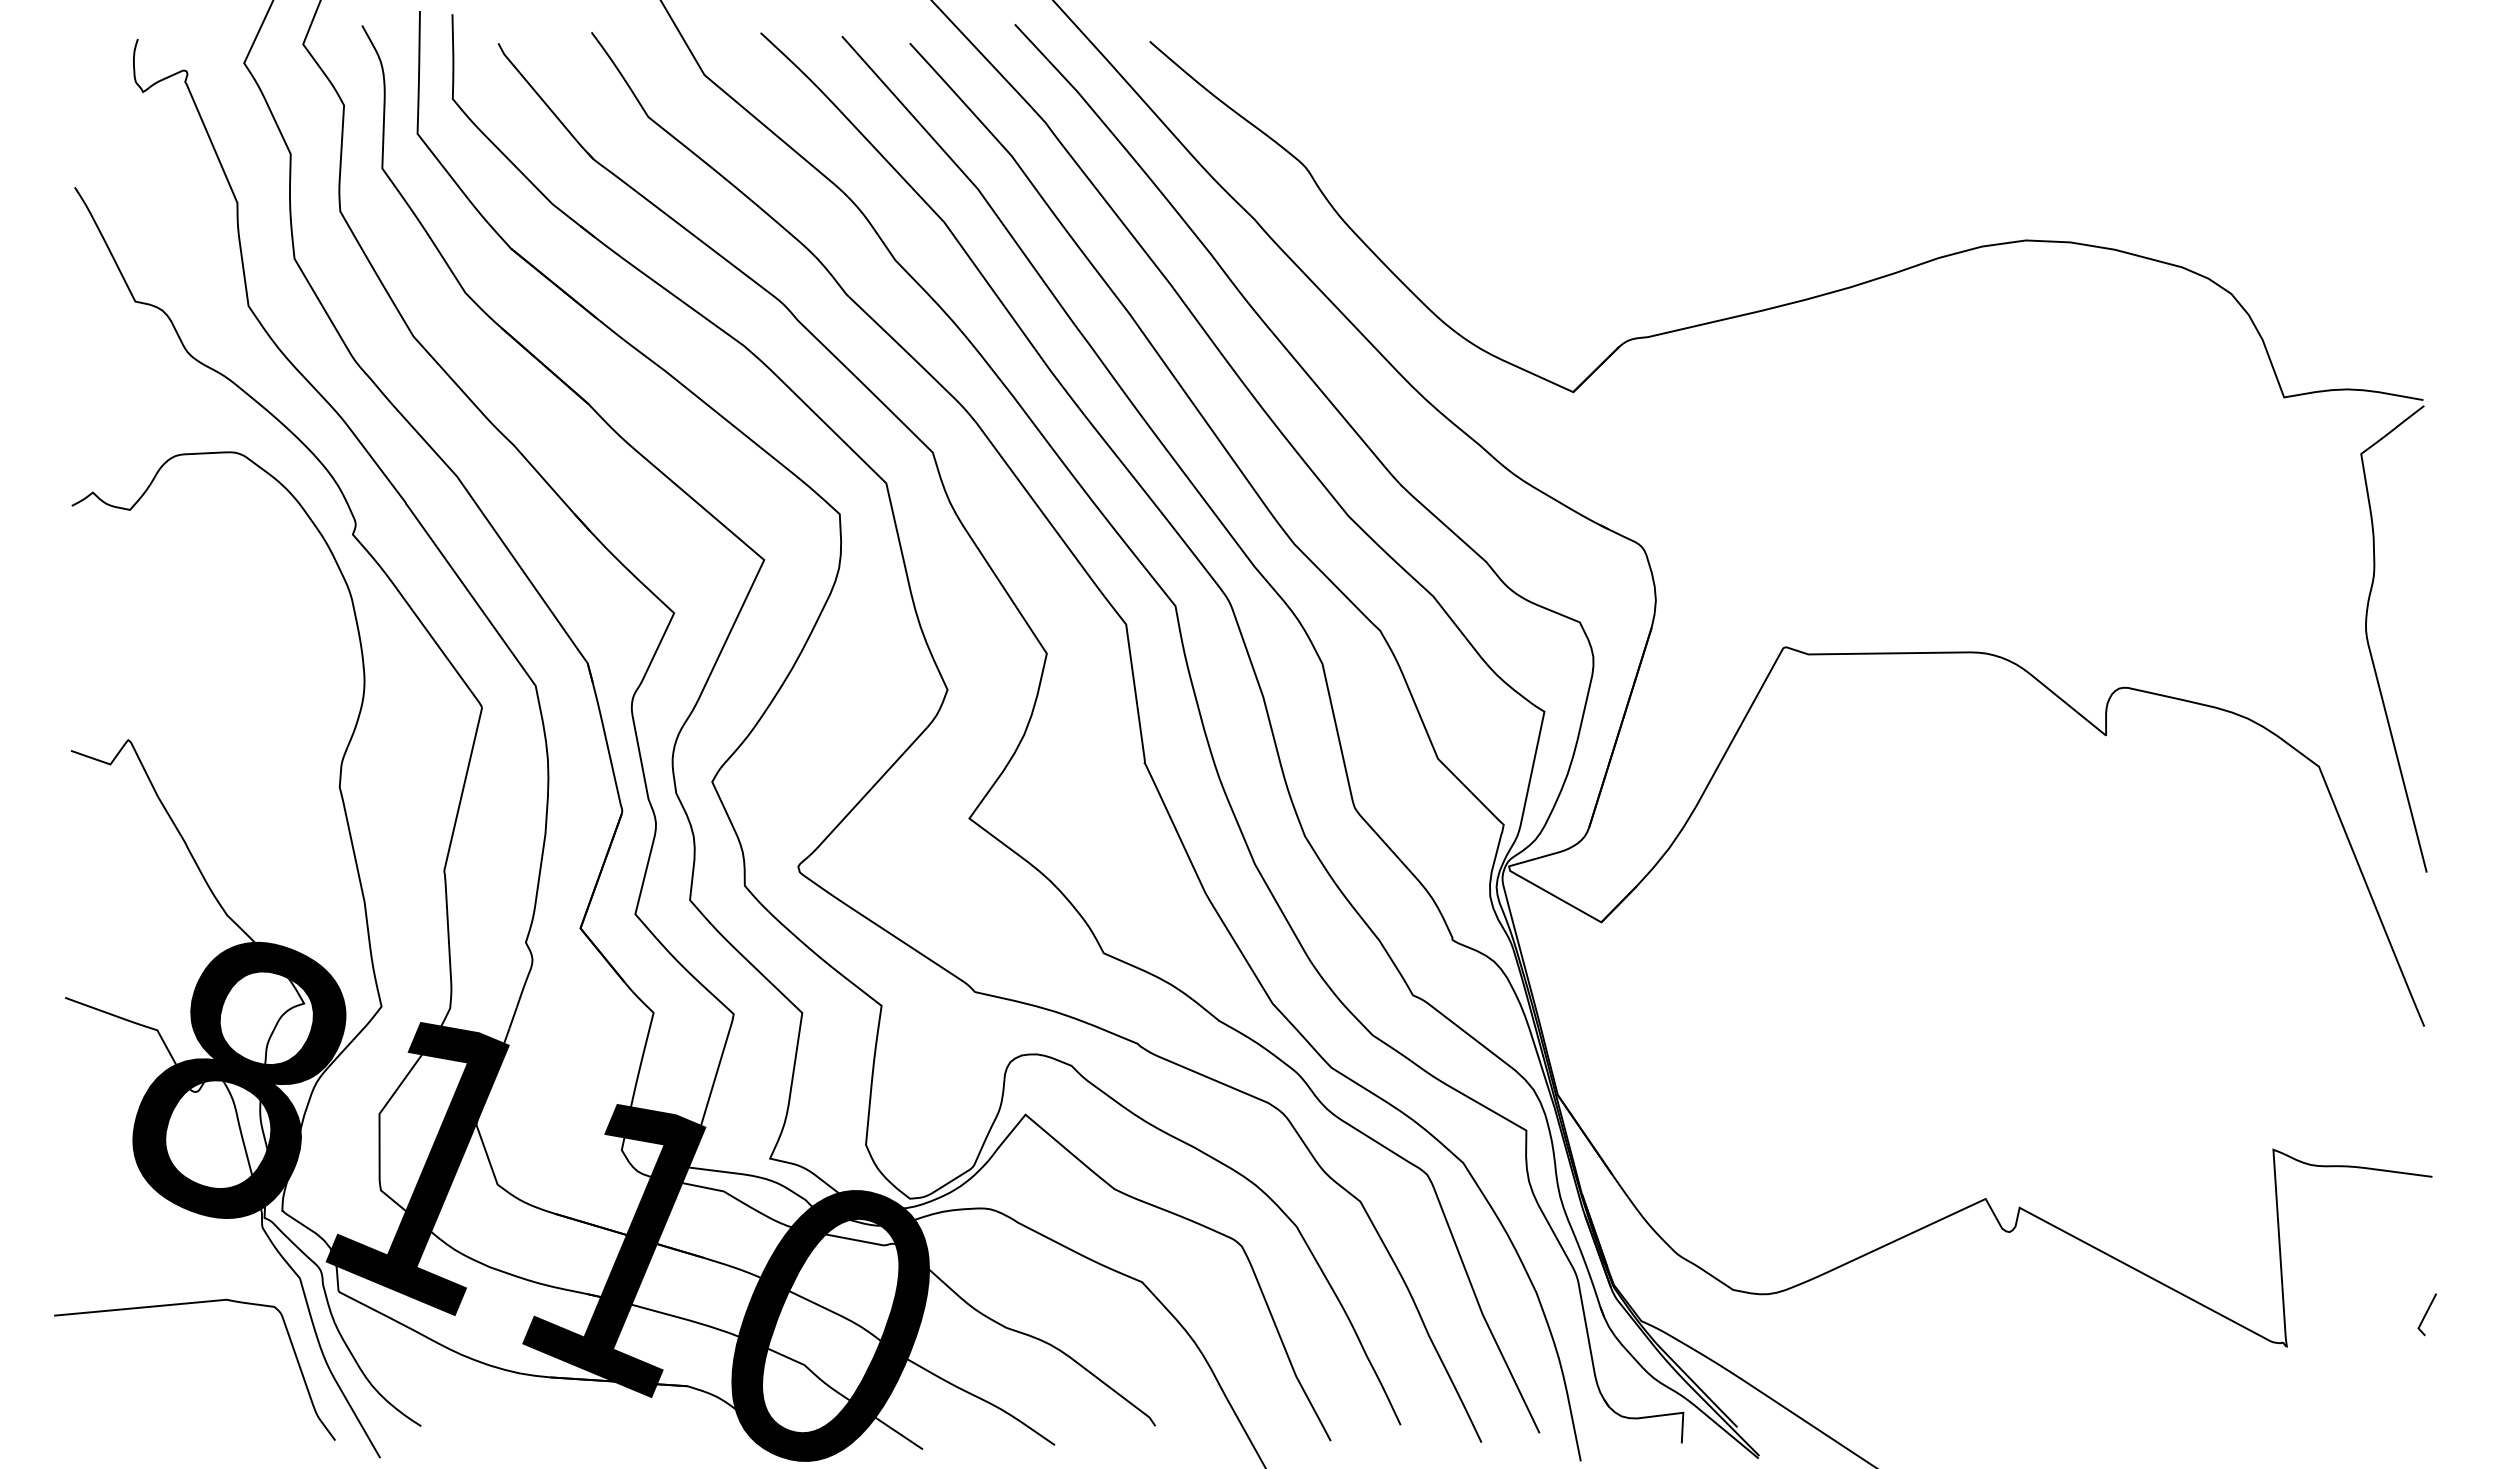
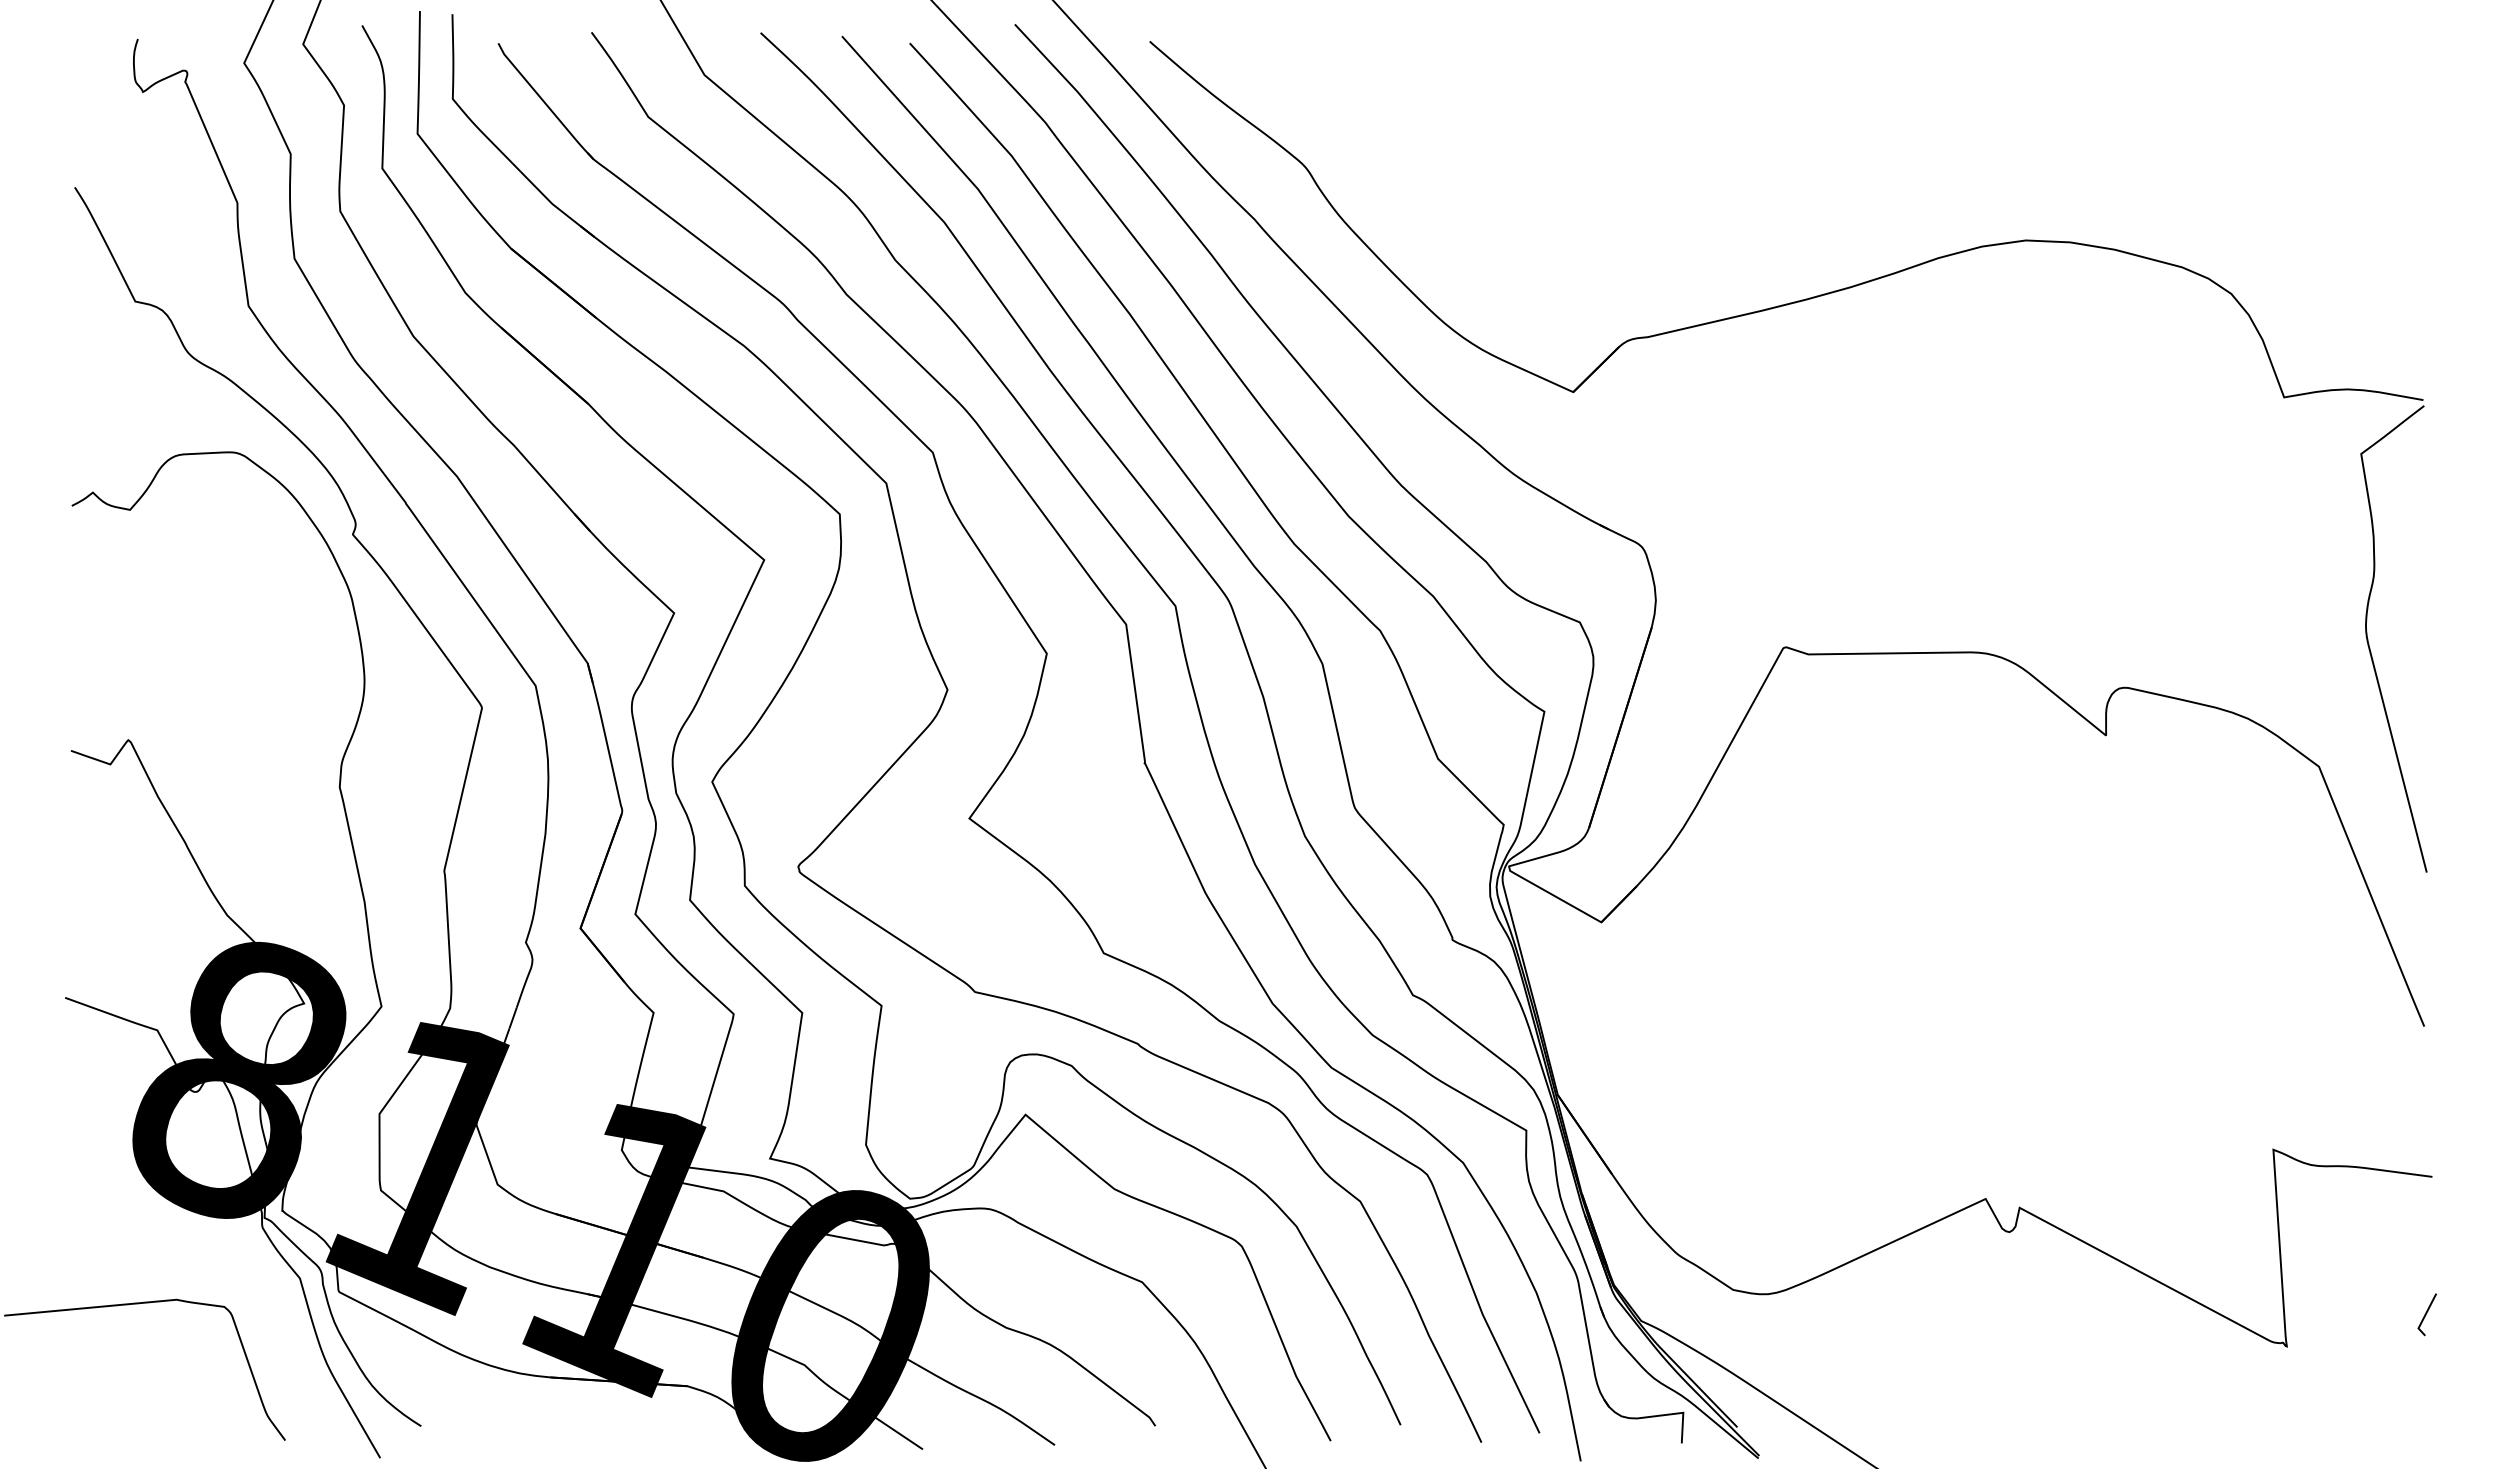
curve position: (189, 1304) -> (139, 1304) (139, 1304)
